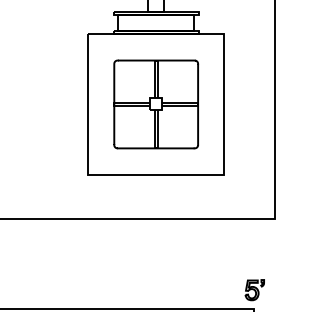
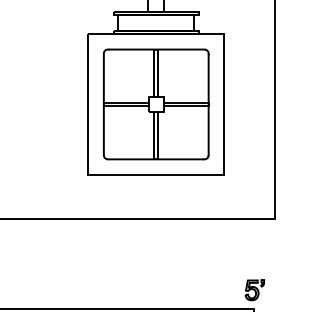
part size: 87x91 px -> 108x113 px (155, 104)
